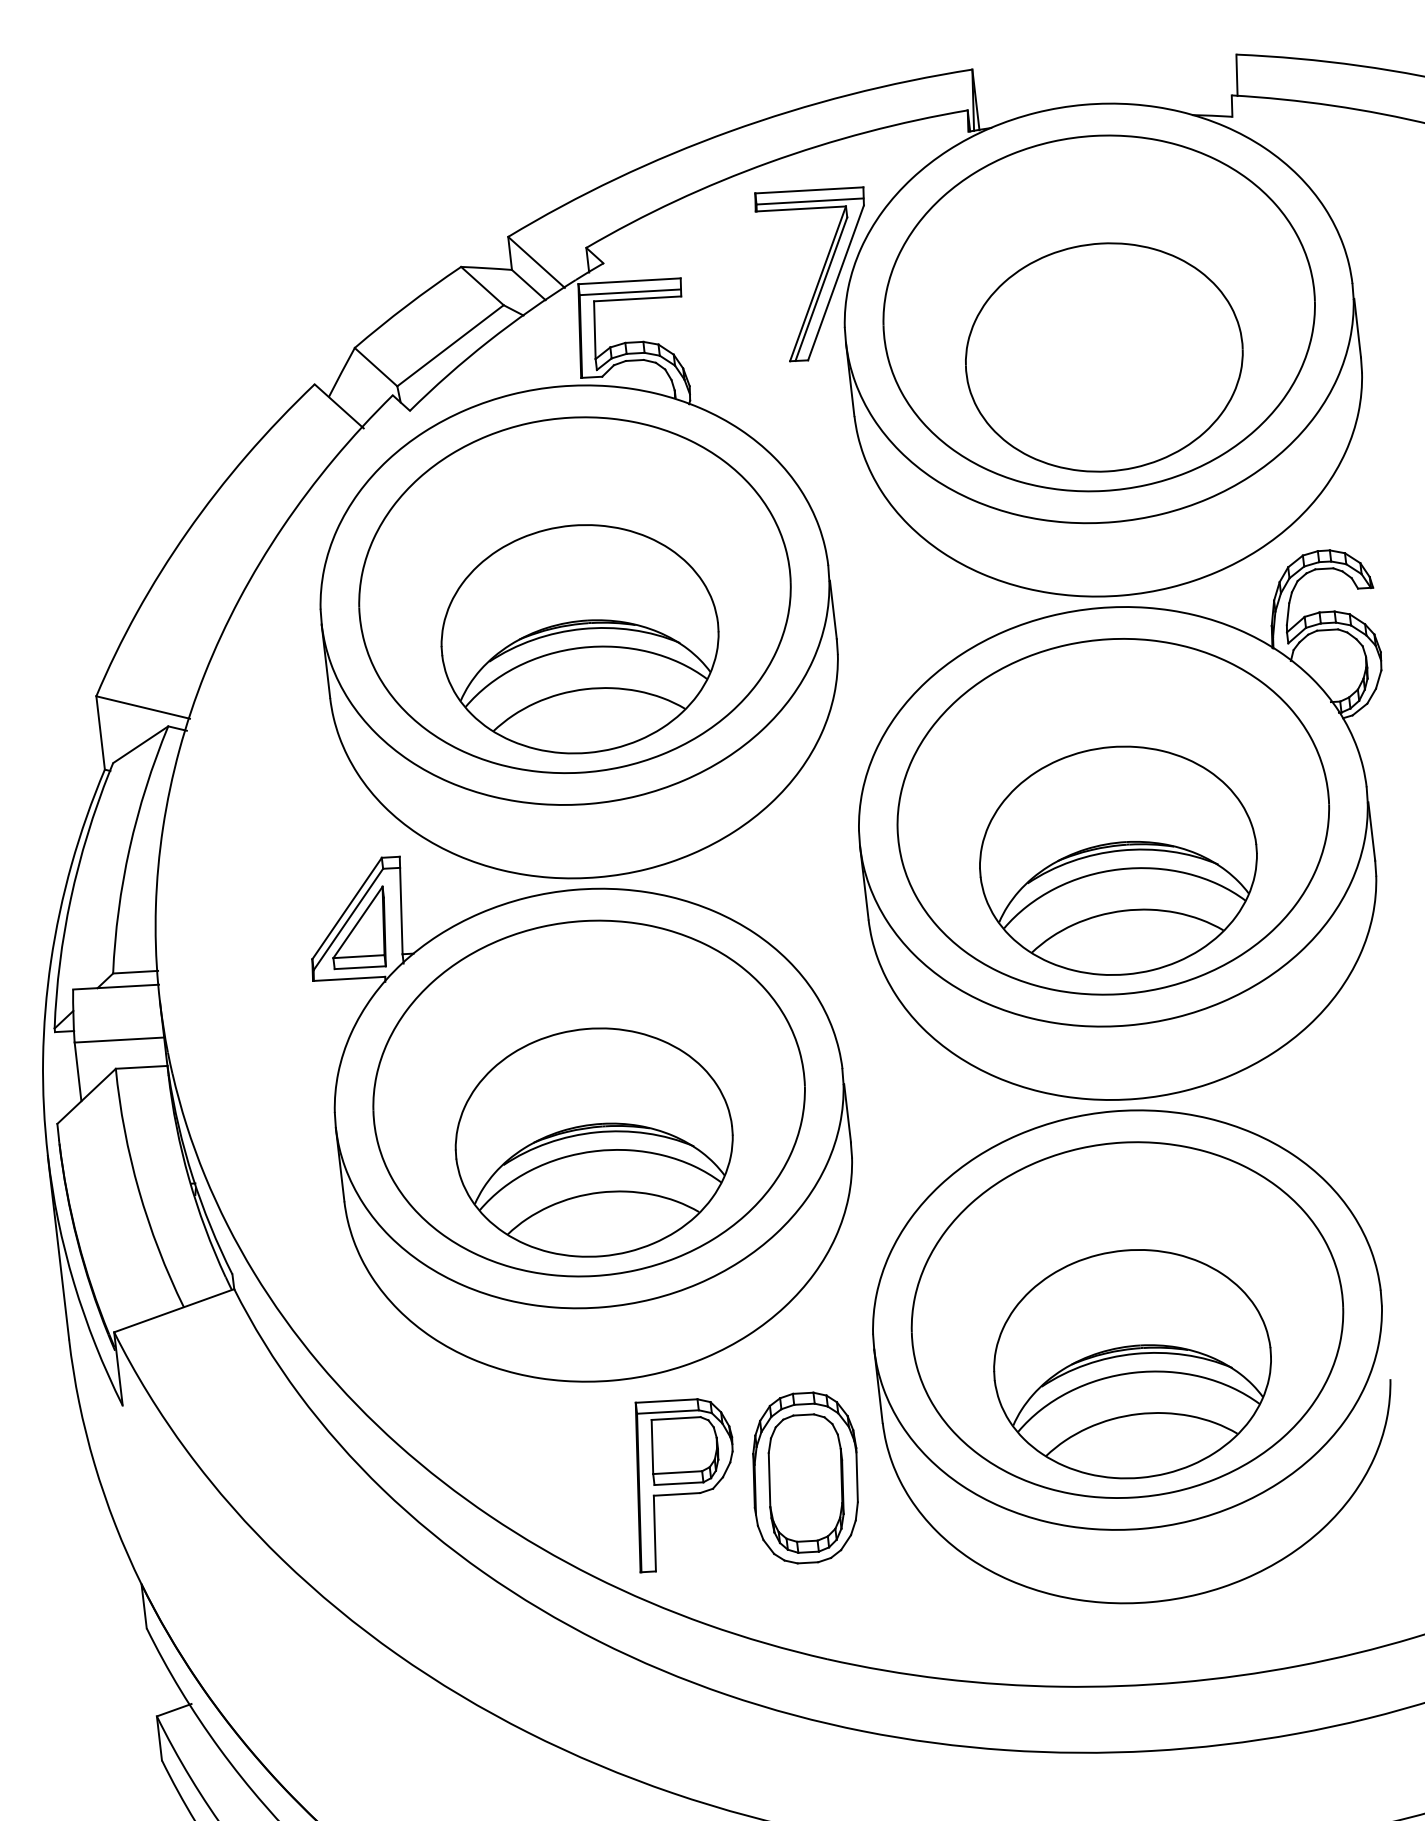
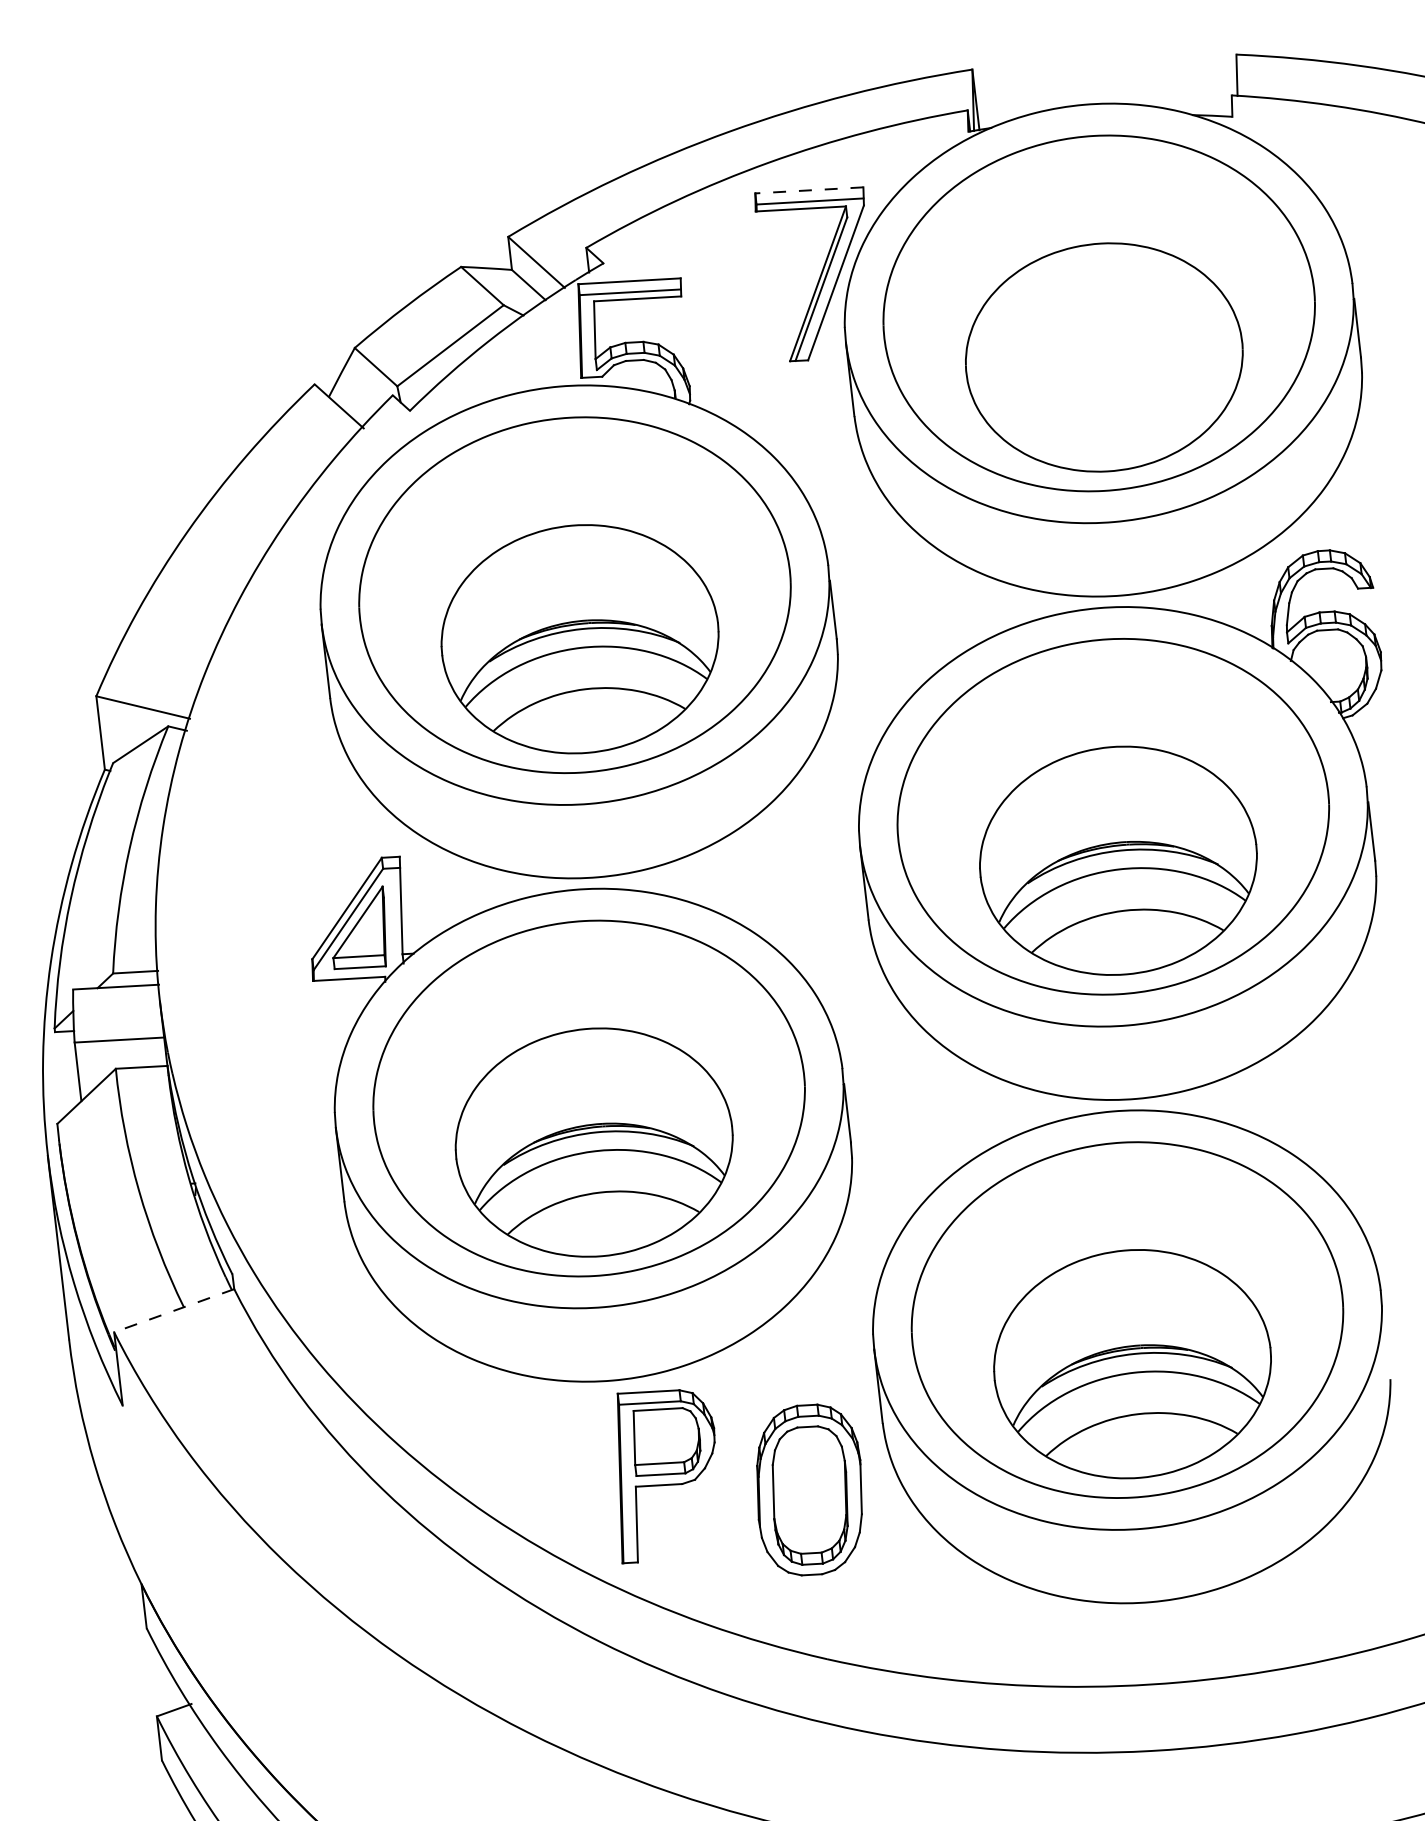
line: solid -> dashed (808, 190)
line: solid -> dashed (174, 1310)
part position: (805, 1477) -> (809, 1489) (809, 1489)
part position: (683, 1485) -> (665, 1476) (665, 1476)
